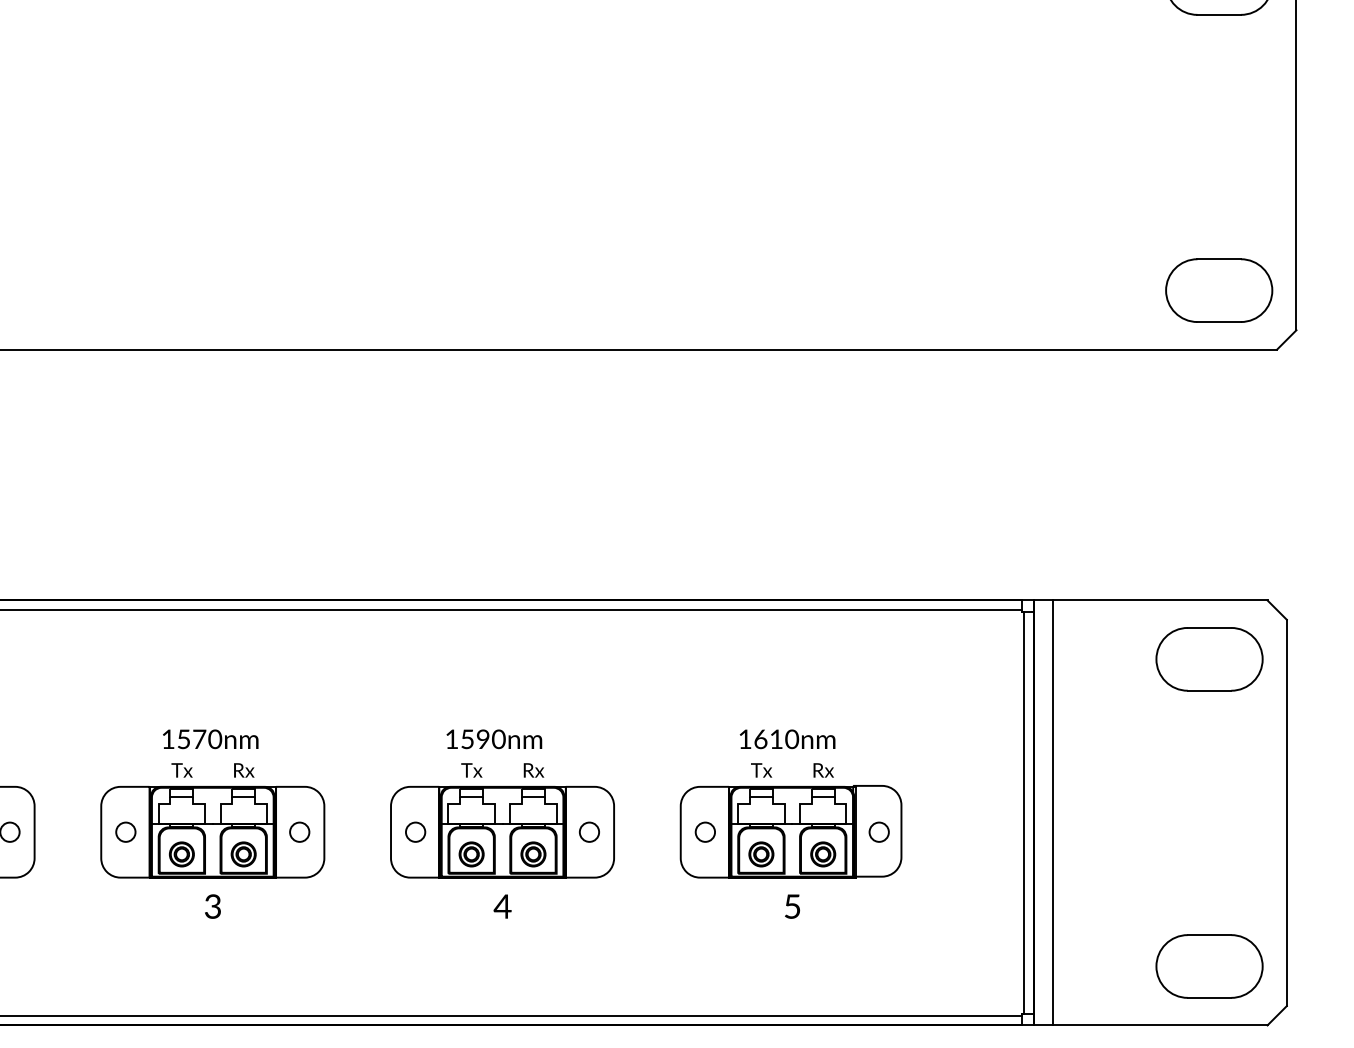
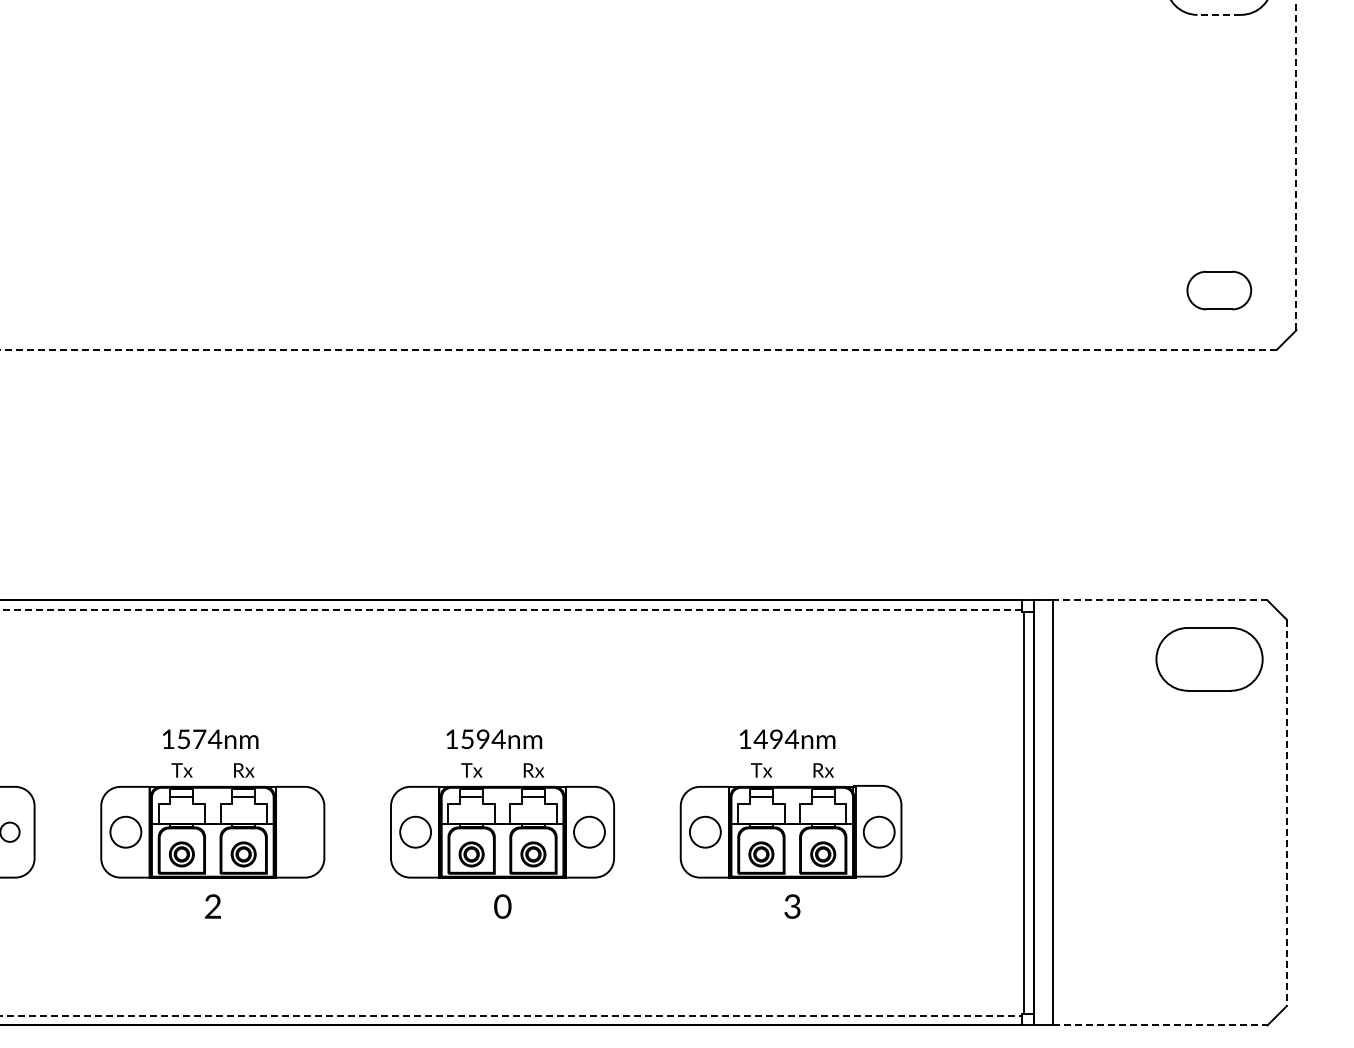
line: solid -> dashed (1219, 14)
line: solid -> dashed (1296, 165)
part size: 109x65 px -> 67x41 px (1219, 290)
line: solid -> dashed (639, 349)
line: solid -> dashed (1159, 600)
line: solid -> dashed (511, 610)
text: 1570nm -> 1574nm (214, 739)
text: 1590nm -> 1594nm (498, 739)
text: 1610nm -> 1494nm (776, 739)
line: solid -> dashed (1286, 813)
circle diameter: 19 px -> 31 px (125, 831)
circle: present -> none (299, 831)
circle diameter: 19 px -> 31 px (415, 831)
circle diameter: 19 px -> 31 px (589, 831)
circle diameter: 19 px -> 31 px (704, 831)
circle diameter: 19 px -> 31 px (878, 831)
text: 4 -> 0 (502, 906)
text: 5 -> 3 (792, 906)
text: 3 -> 2 (212, 908)
part: present -> none (1209, 966)
line: solid -> dashed (511, 1015)
line: solid -> dashed (1160, 1025)
